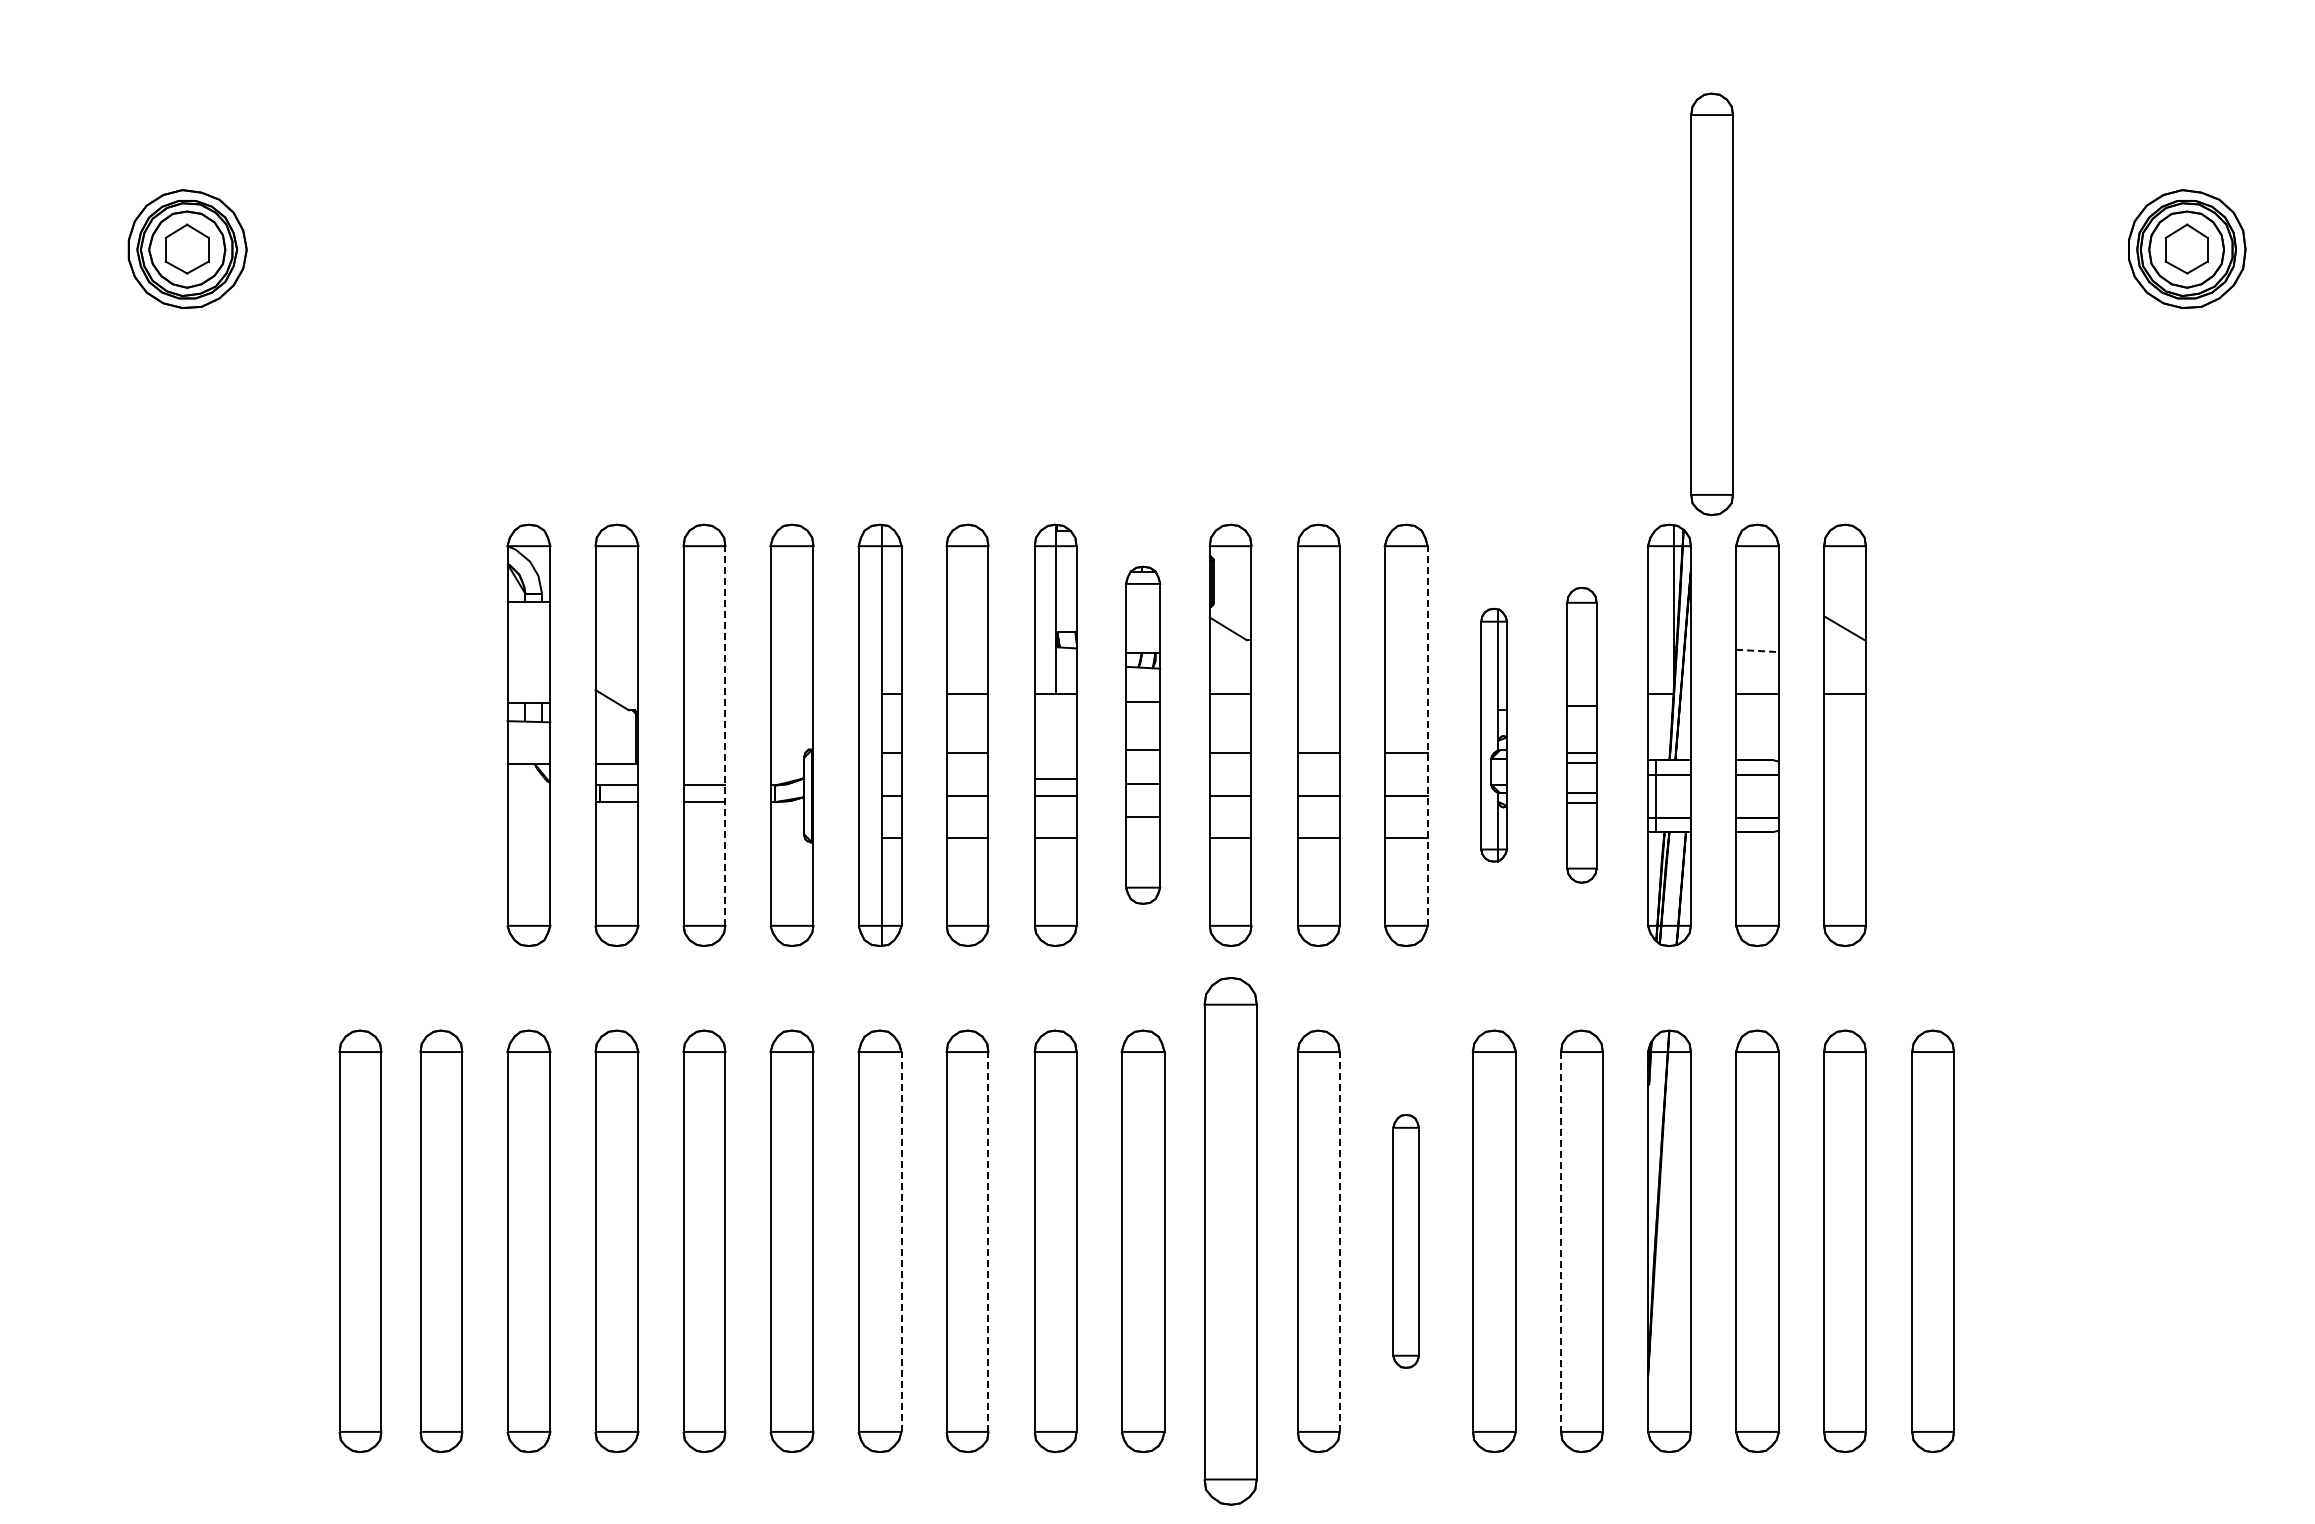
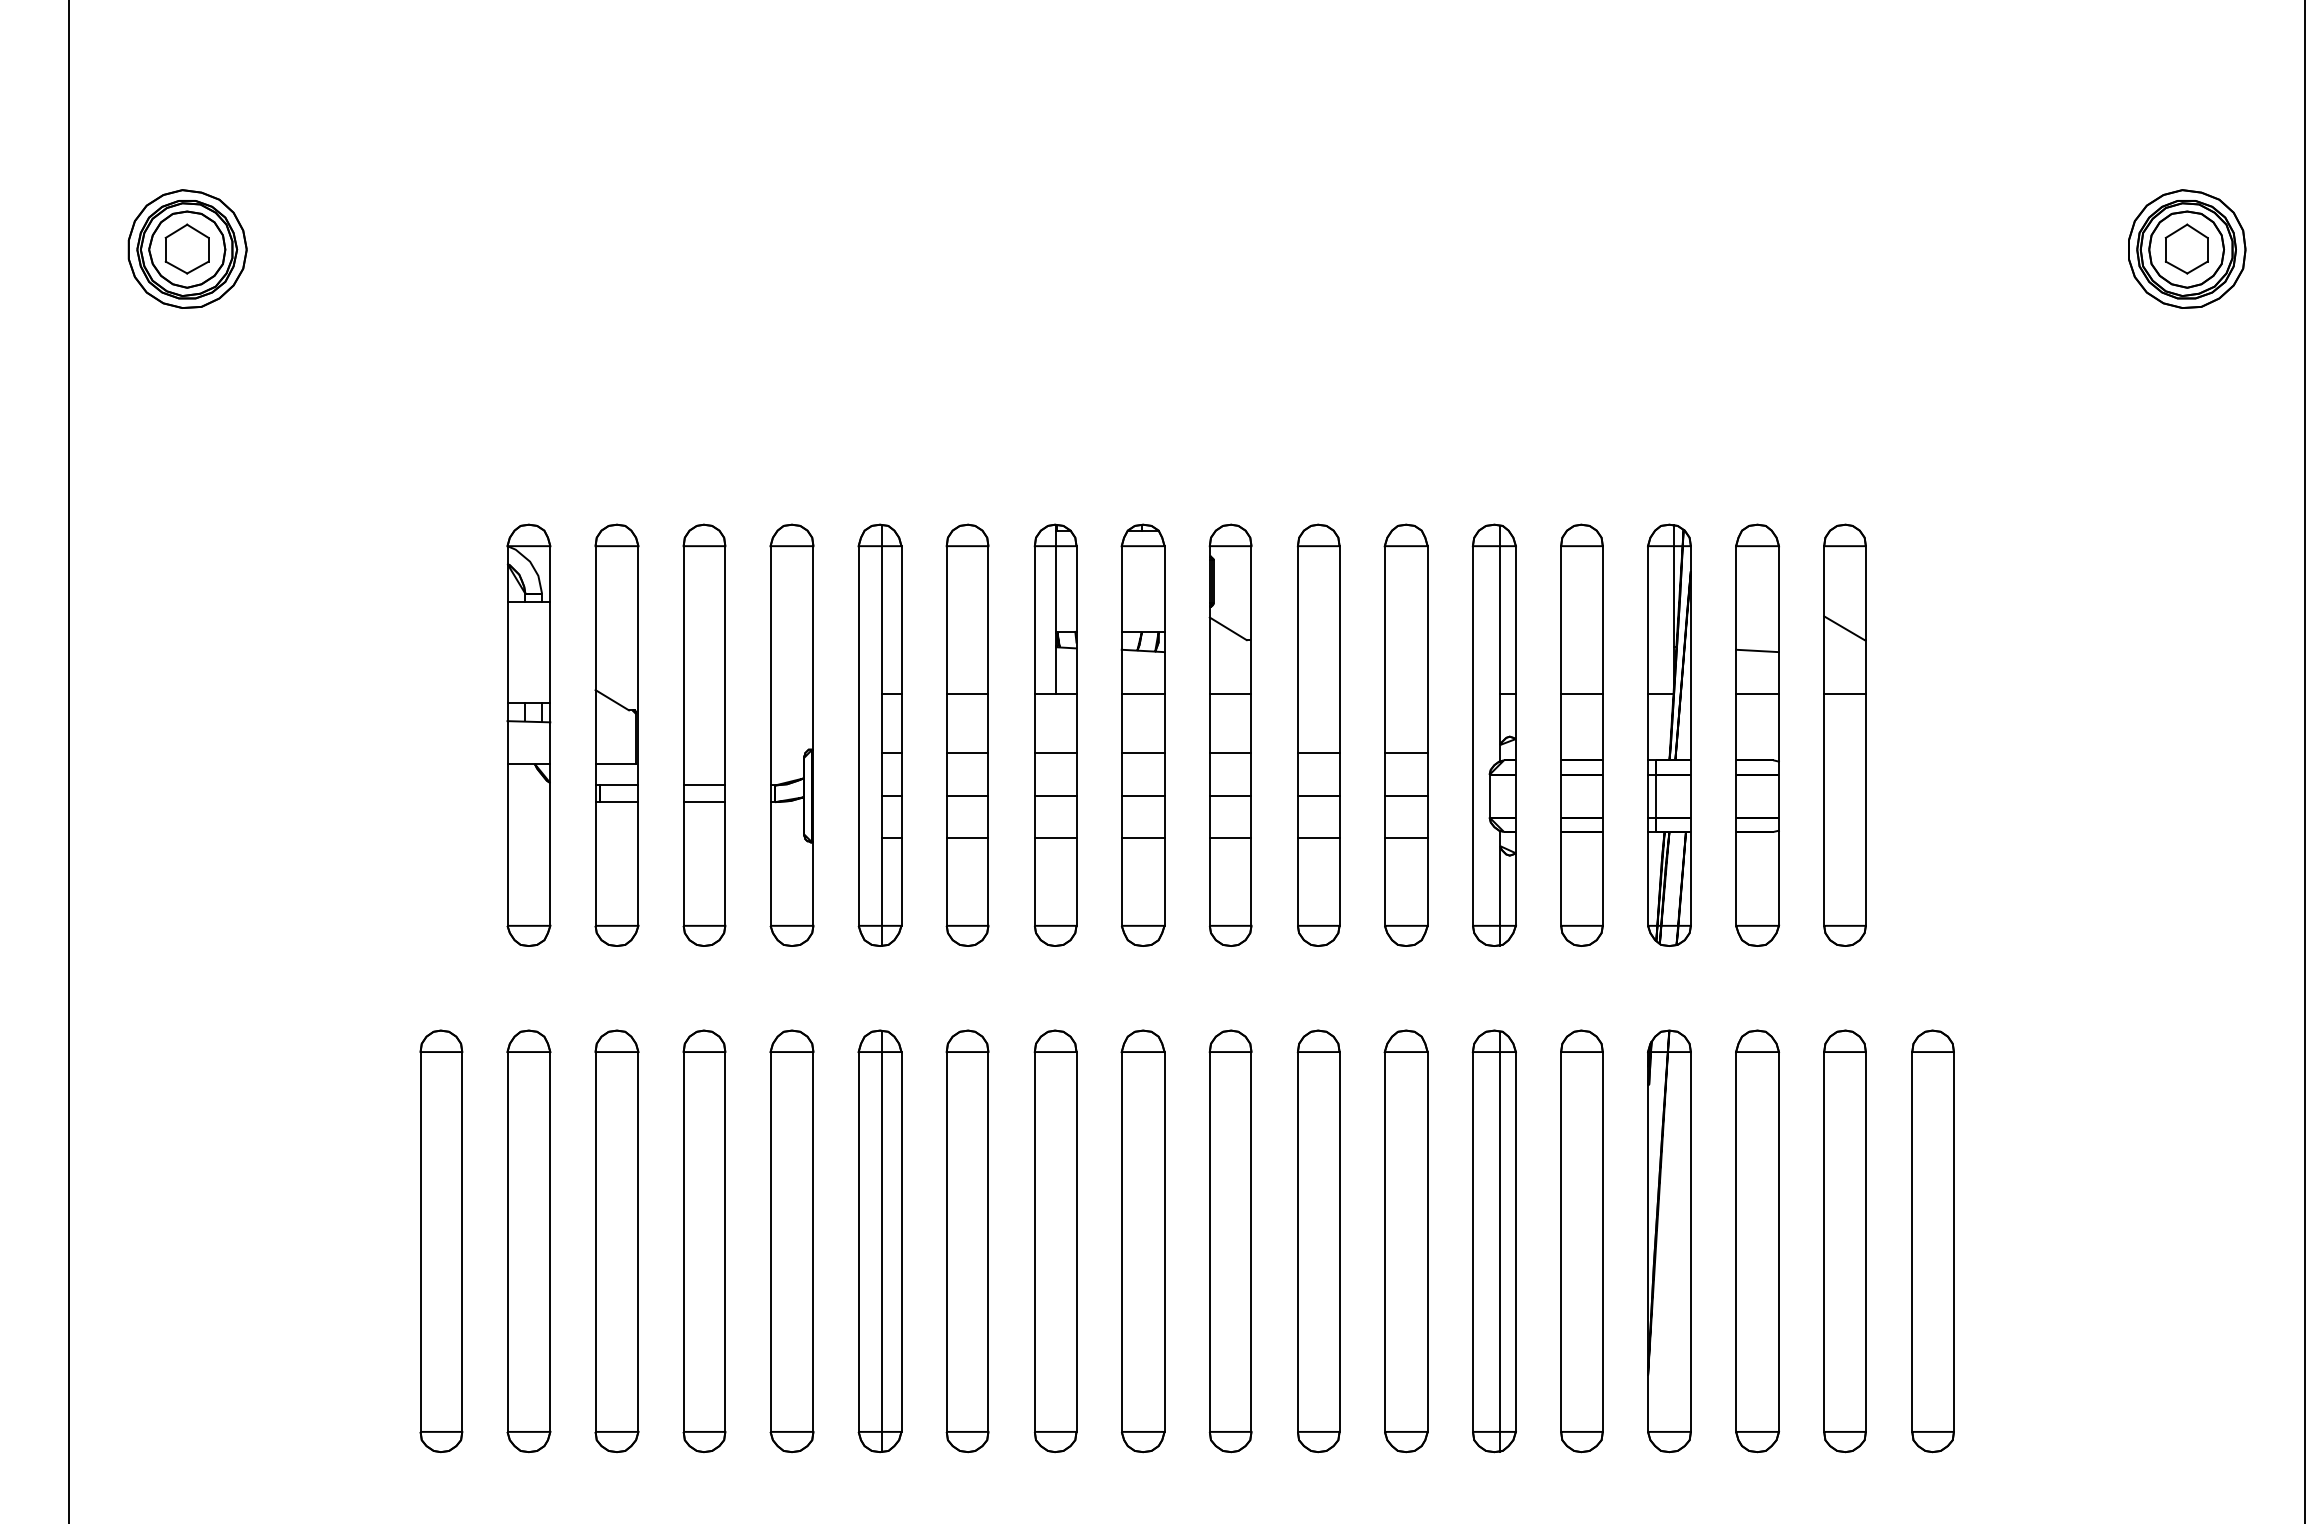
part: present -> none (1711, 304)
line: dashed -> solid (1758, 650)
part size: 38x340 px -> 46x424 px (1142, 734)
part size: 29x256 px -> 46x424 px (1493, 734)
part size: 32x298 px -> 44x424 px (1581, 734)
line: dashed -> solid (725, 736)
line: dashed -> solid (1427, 736)
line: none -> present (69, 761)
line: none -> present (2305, 761)
line position: (1055, 779) -> (1055, 753) (1055, 753)
part: present -> none (360, 1240)
line: none -> present (882, 1241)
line: dashed -> solid (901, 1241)
line: dashed -> solid (988, 1241)
part size: 55x529 px -> 45x425 px (1230, 1241)
line: dashed -> solid (1339, 1241)
part size: 29x255 px -> 46x425 px (1405, 1241)
line: none -> present (1500, 1241)
line: dashed -> solid (1561, 1241)
